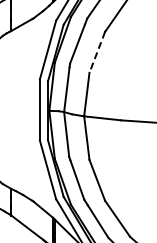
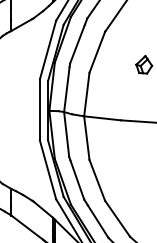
line: dashed -> solid (97, 52)
part: none -> present (144, 64)
